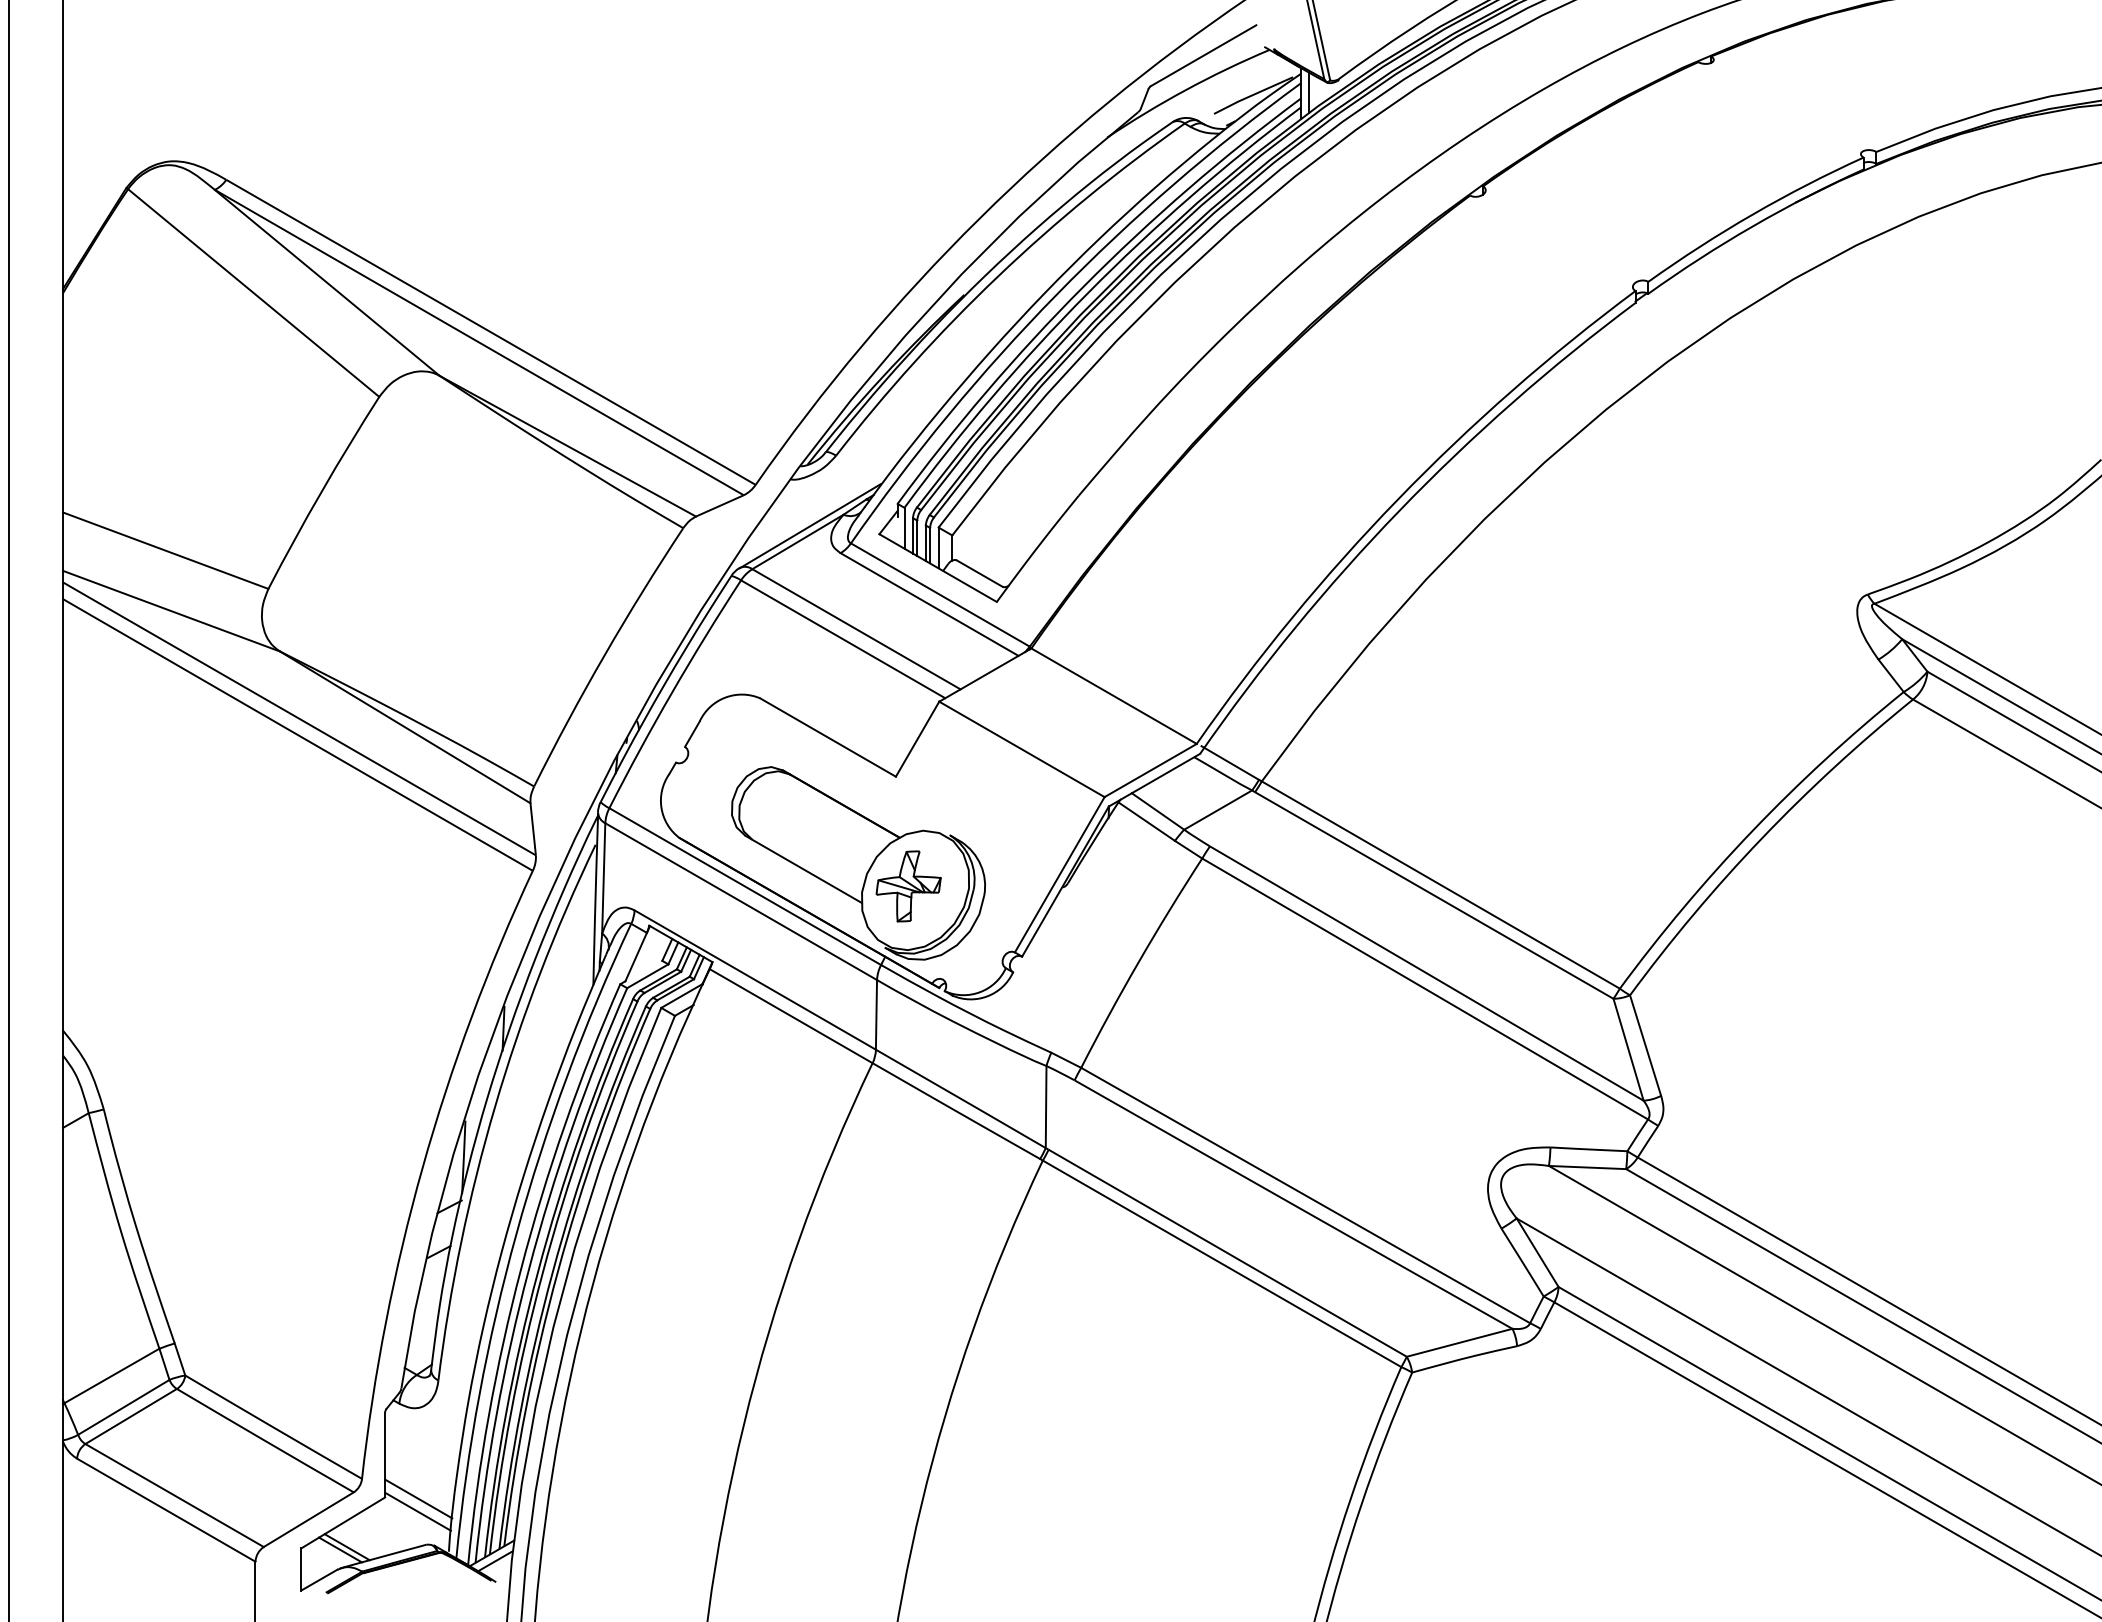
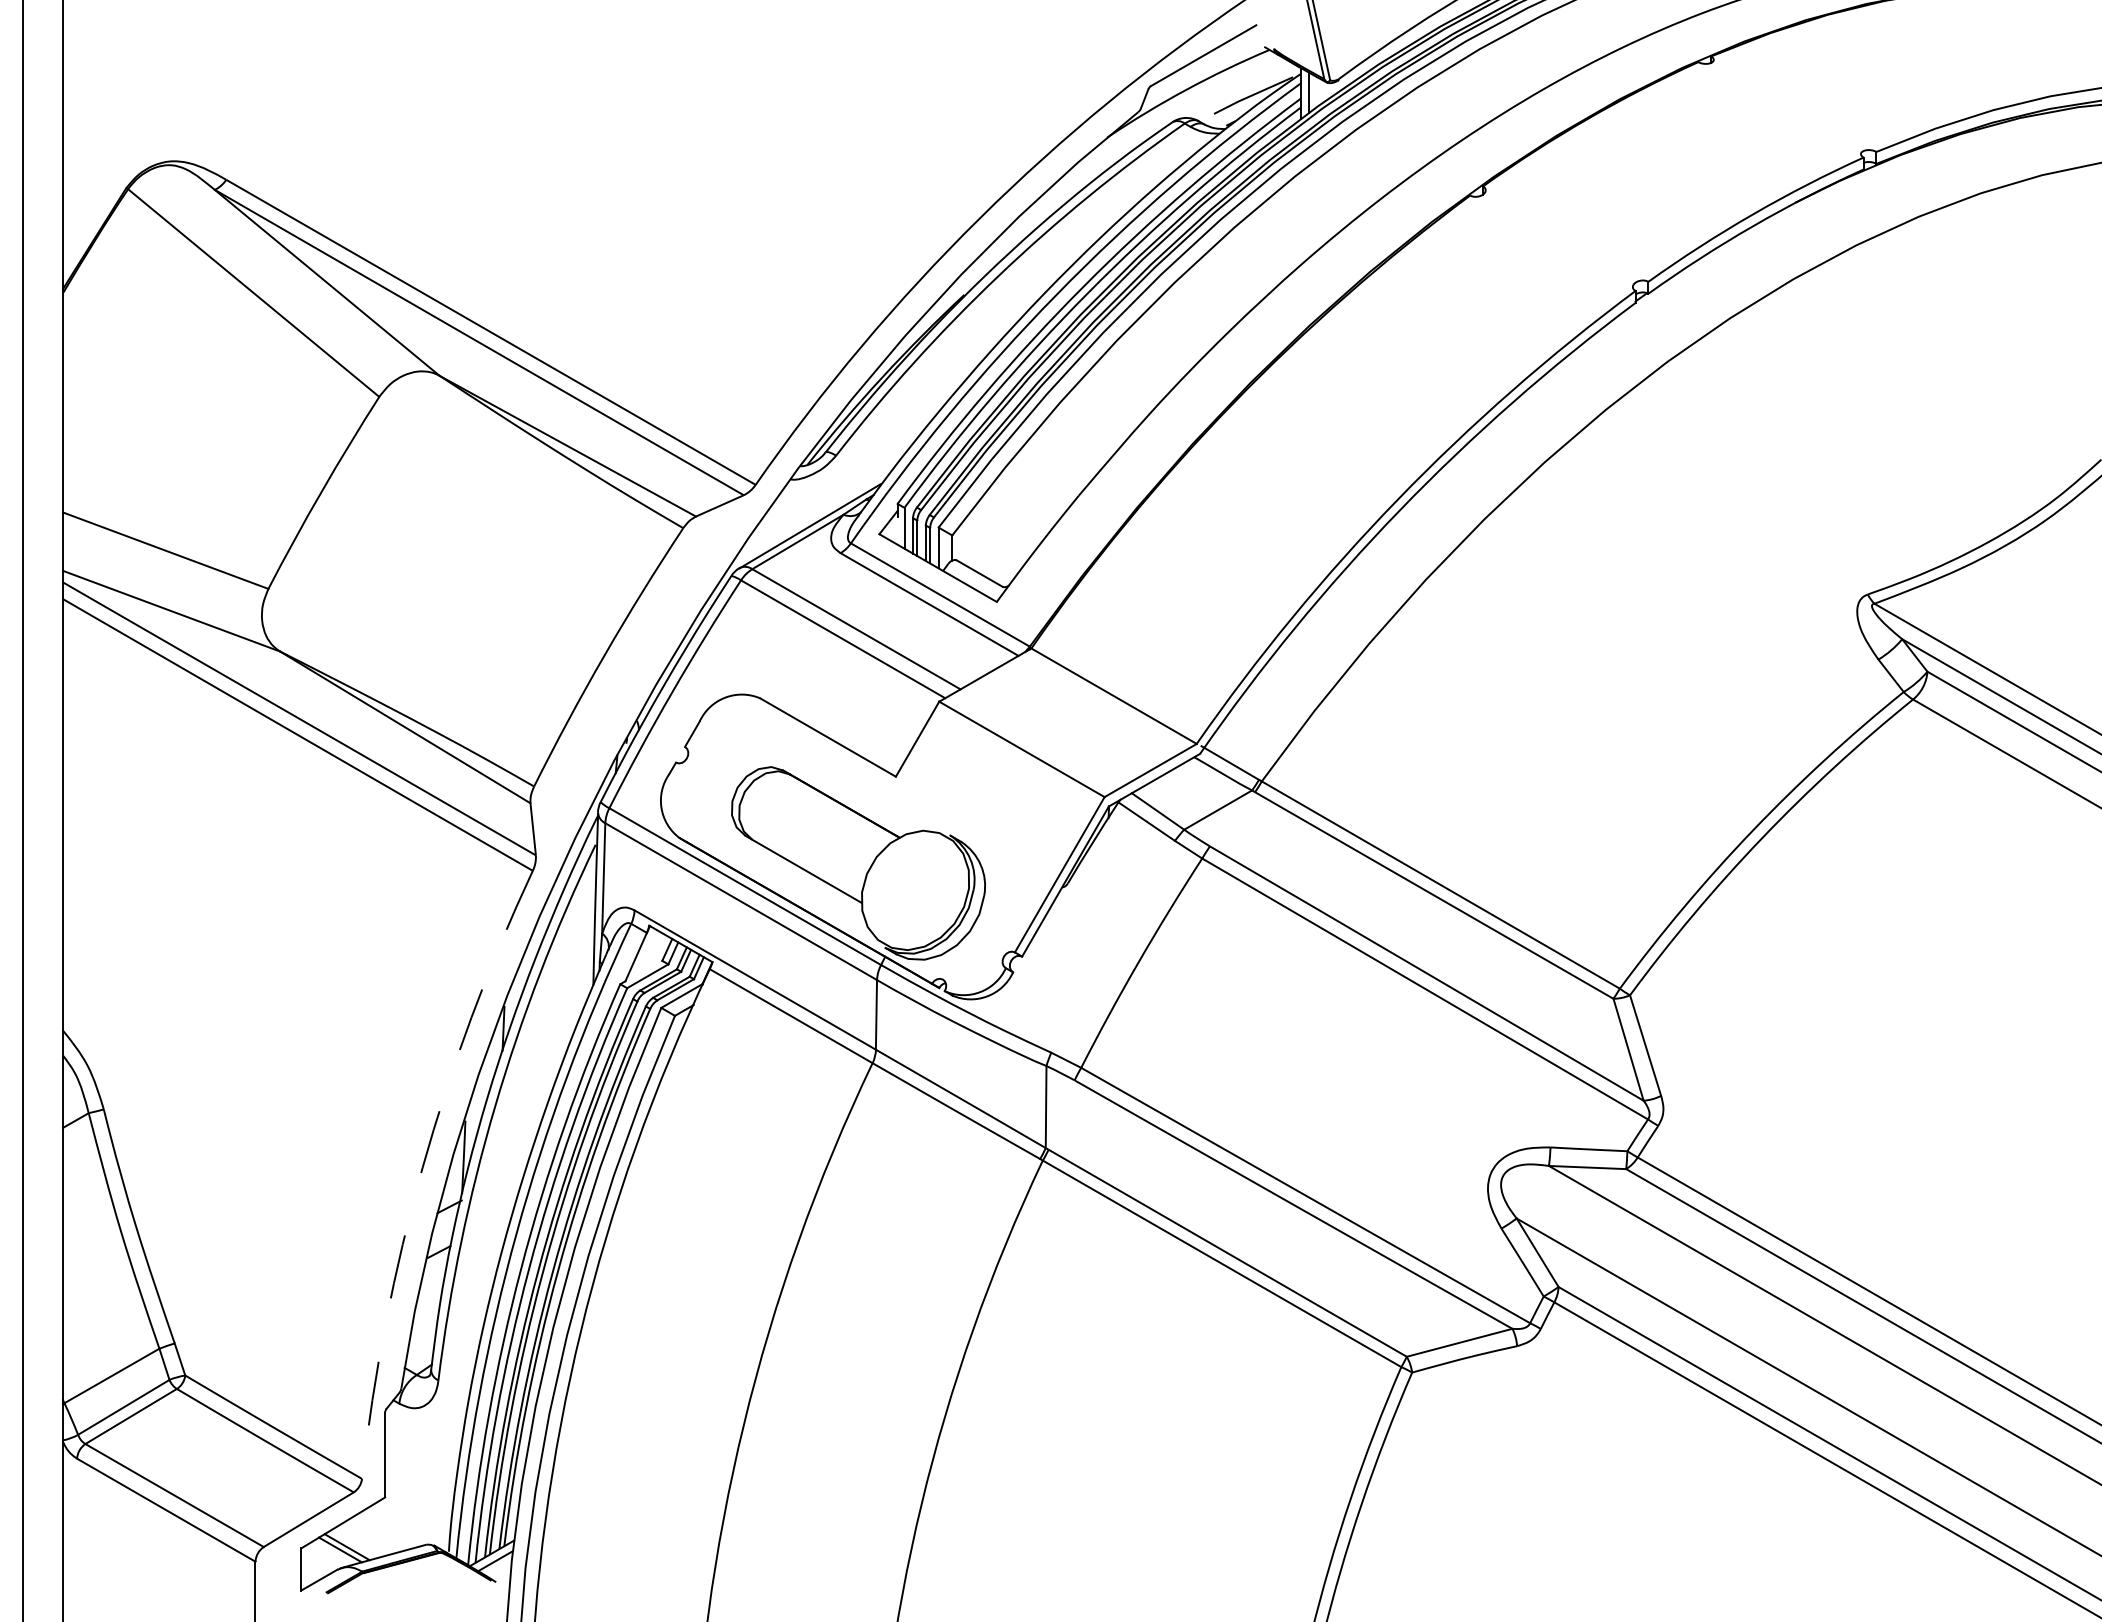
line position: (9, 810) -> (23, 810) (23, 810)
part: present -> none (908, 886)
arc: solid -> dashed (422, 1167)
line: present -> none (418, 1498)
line: present -> none (417, 1511)
